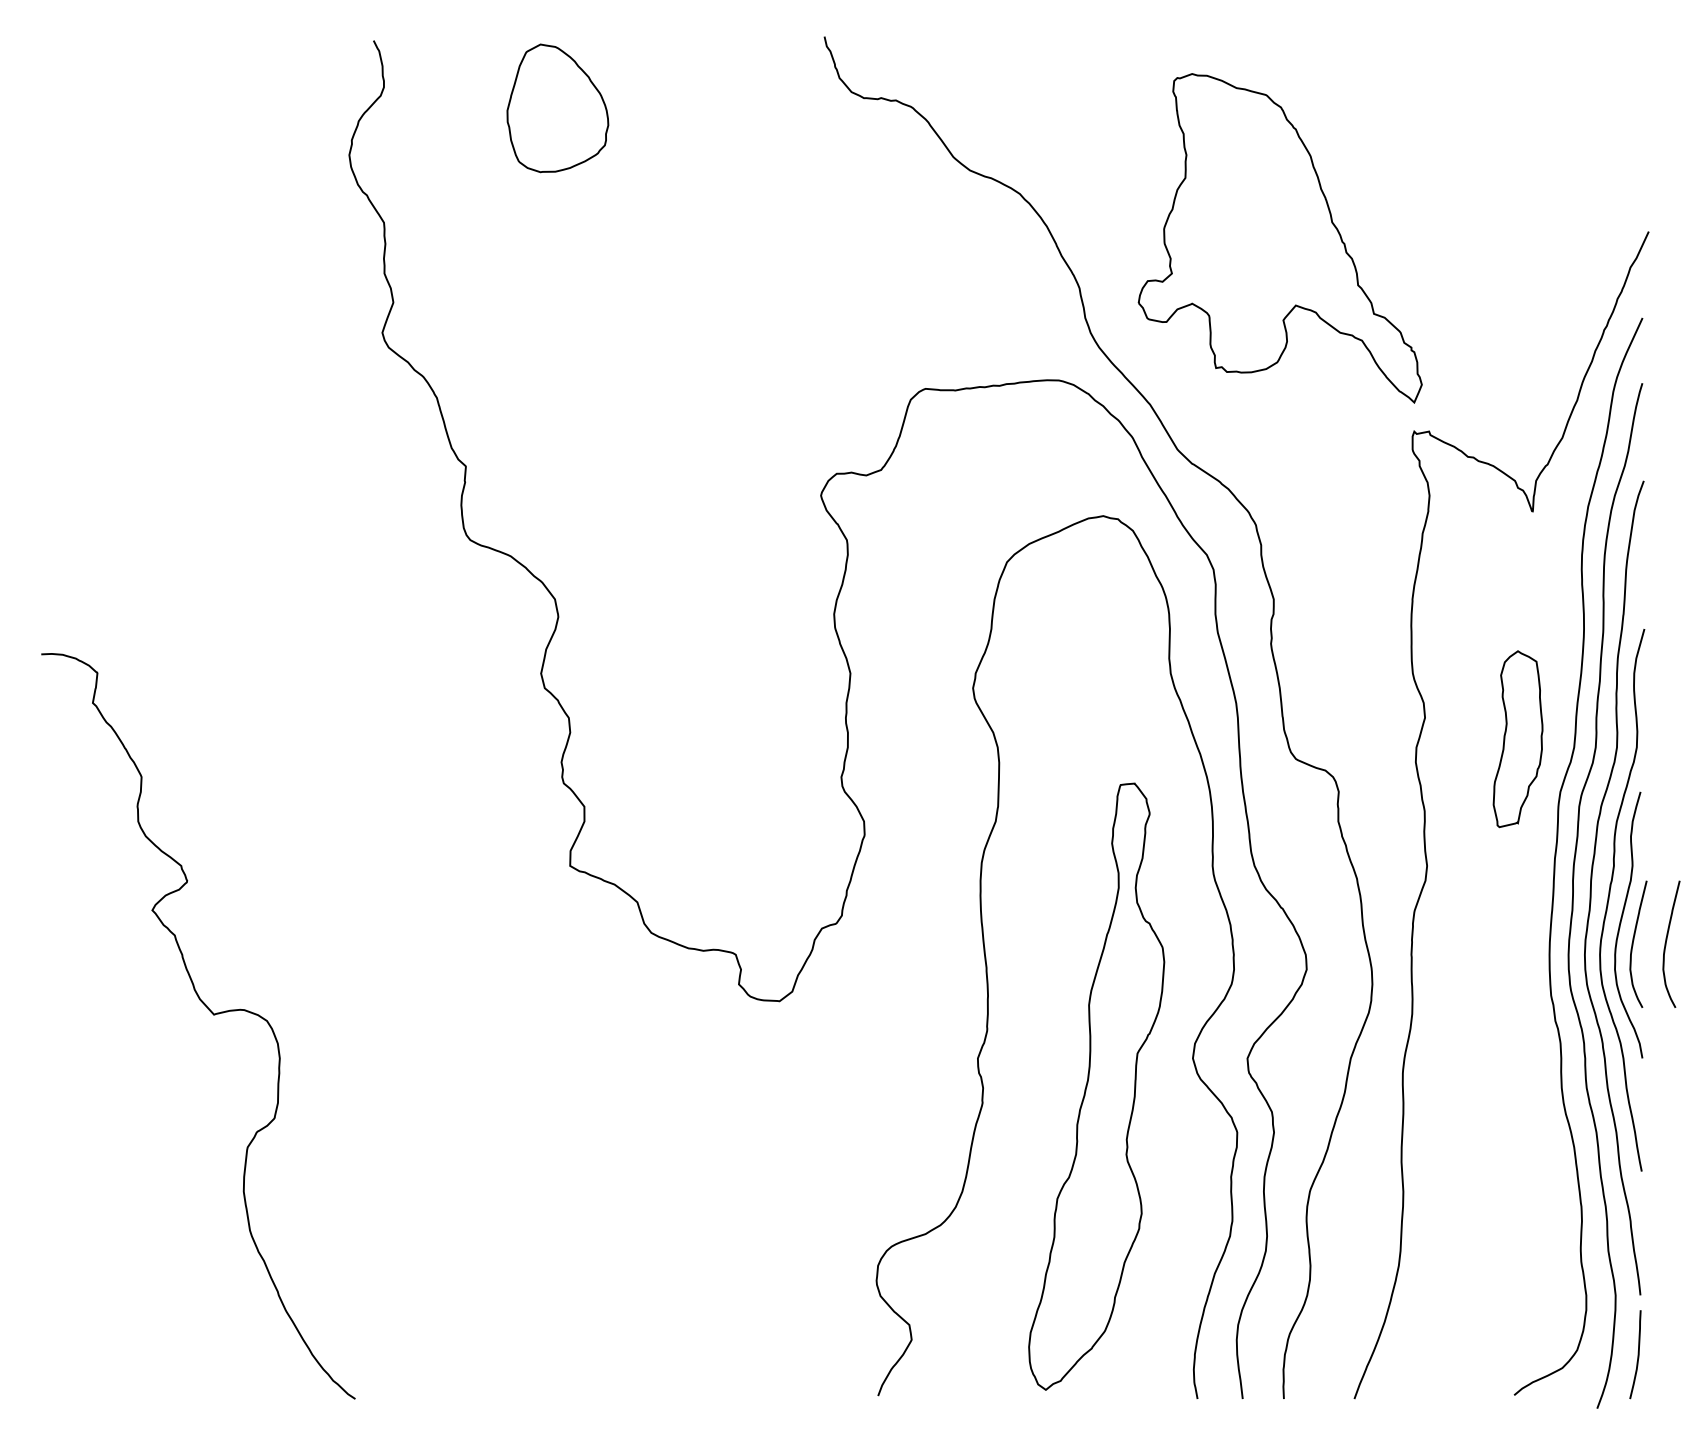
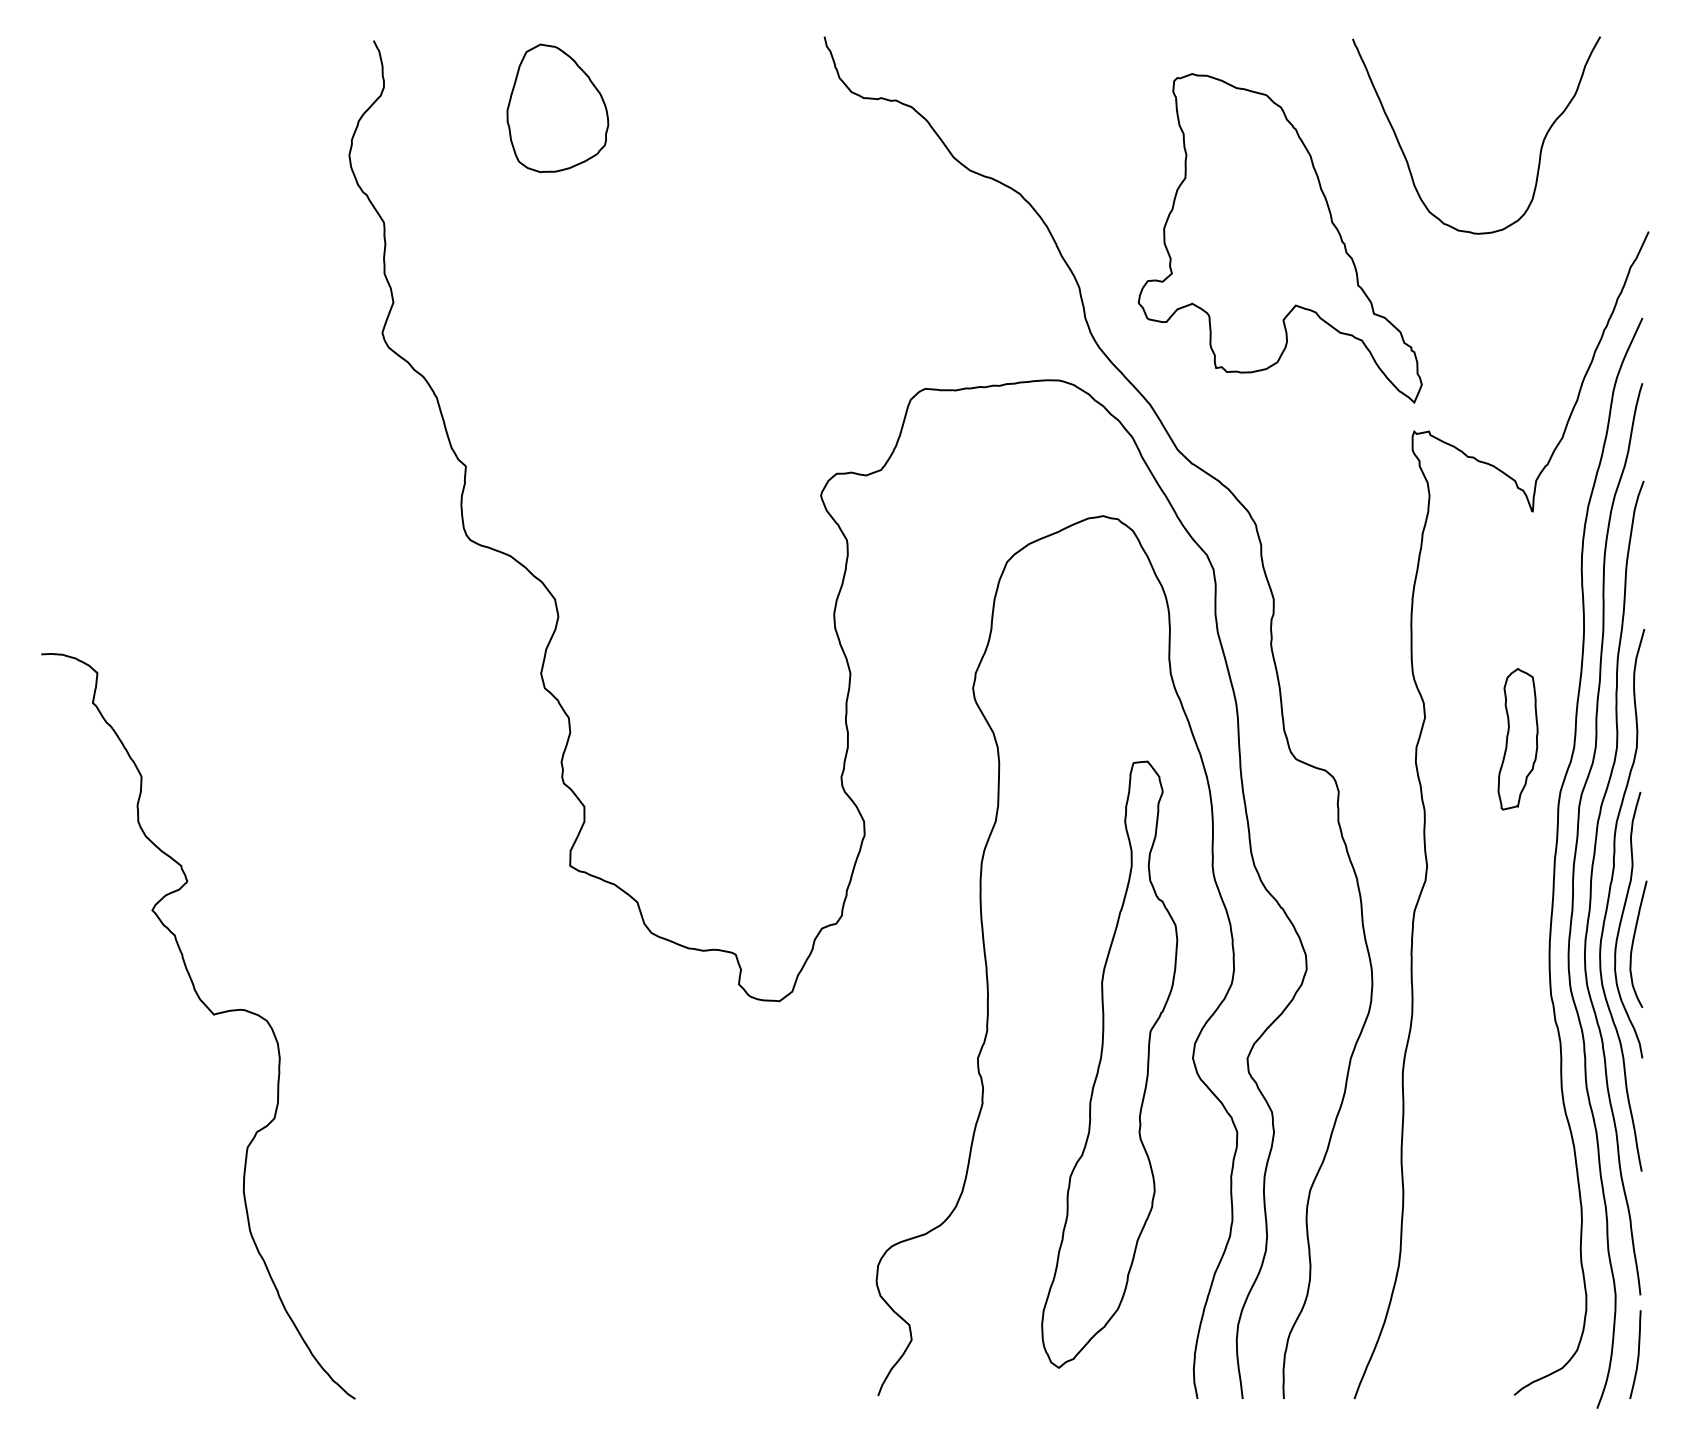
curve: none -> present (1540, 147)
part size: 52x179 px -> 42x143 px (1517, 739)
curve: present -> none (1667, 940)
part position: (1096, 1086) -> (1109, 1064) (1109, 1064)
